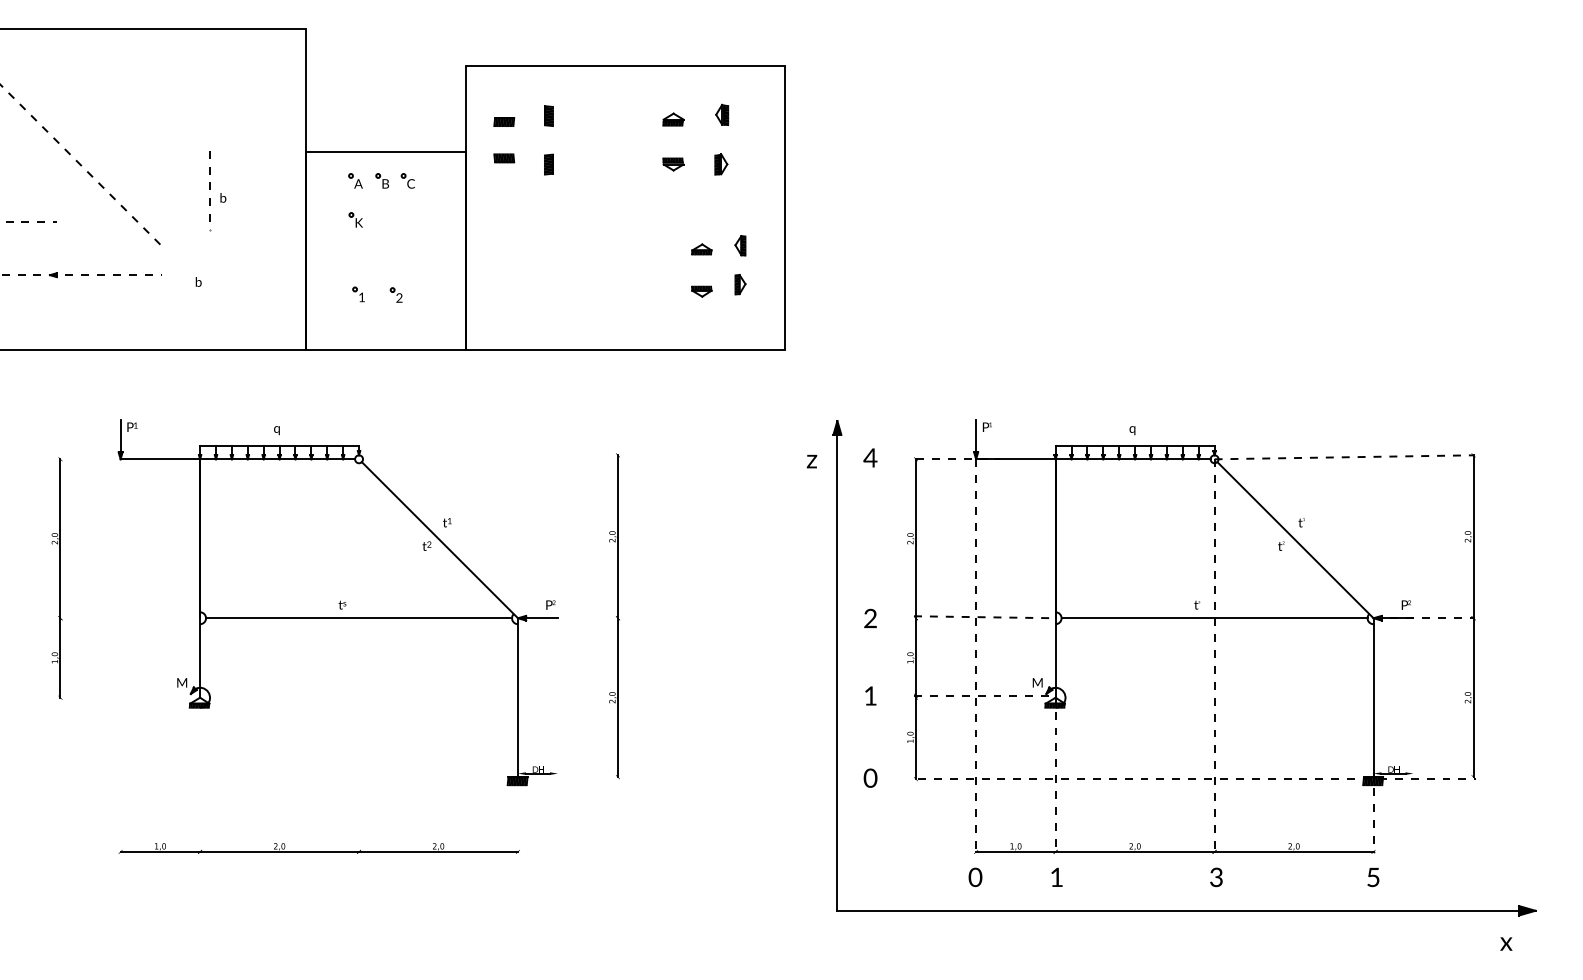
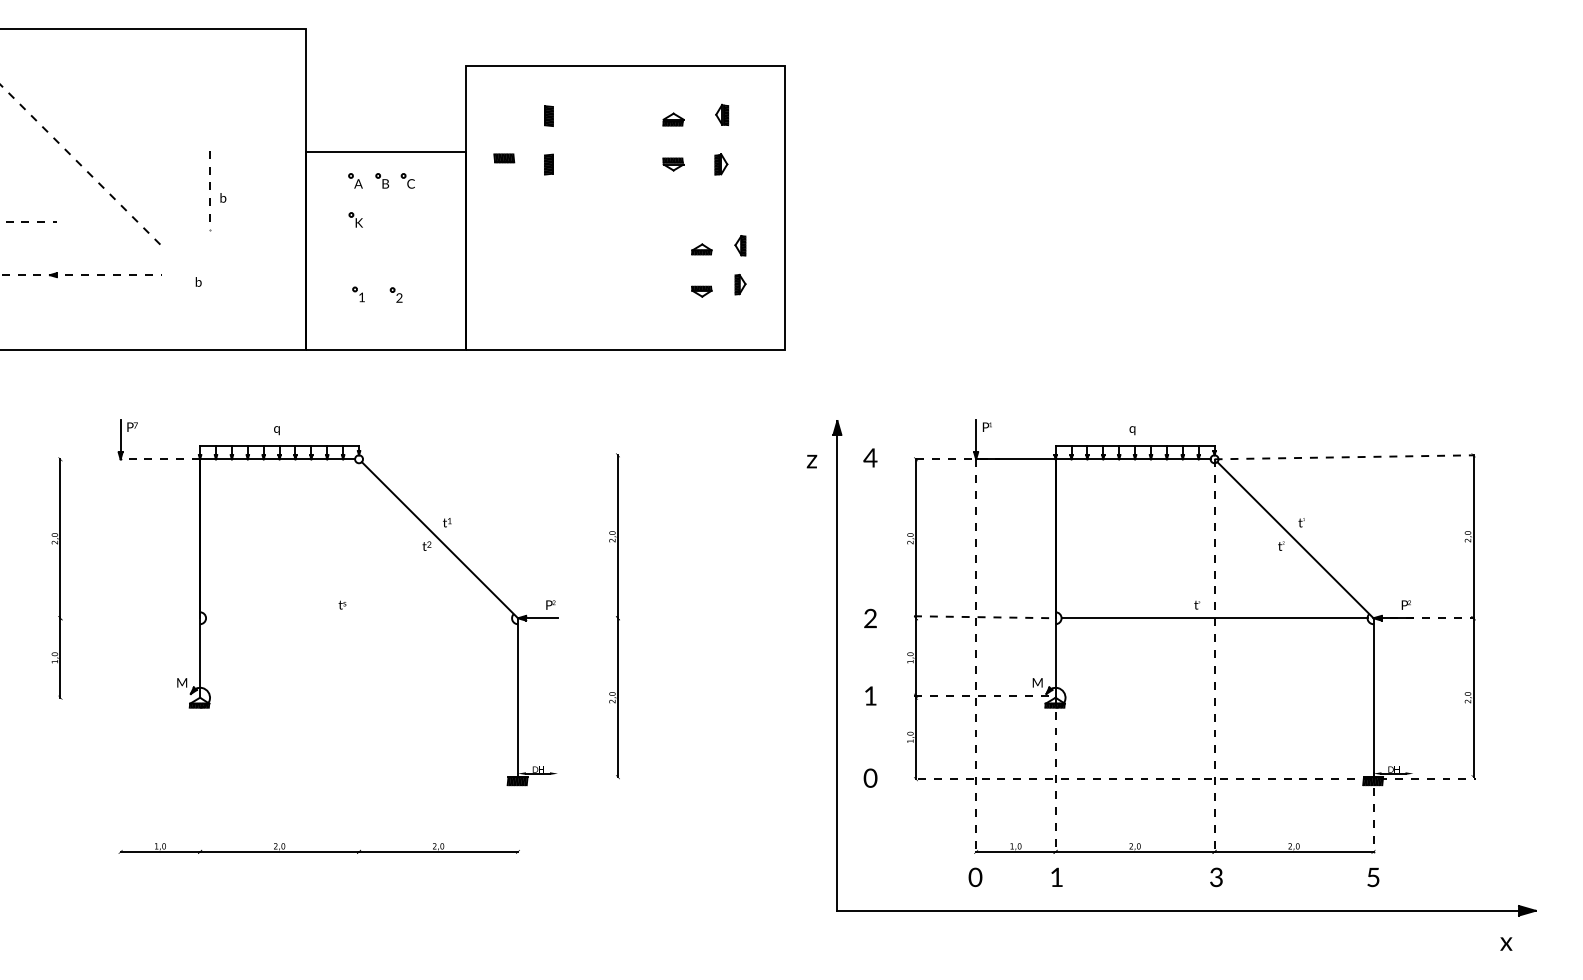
part: present -> none (504, 121)
text: 1 -> 7 (135, 425)
line: solid -> dashed (160, 459)
line: present -> none (359, 618)
